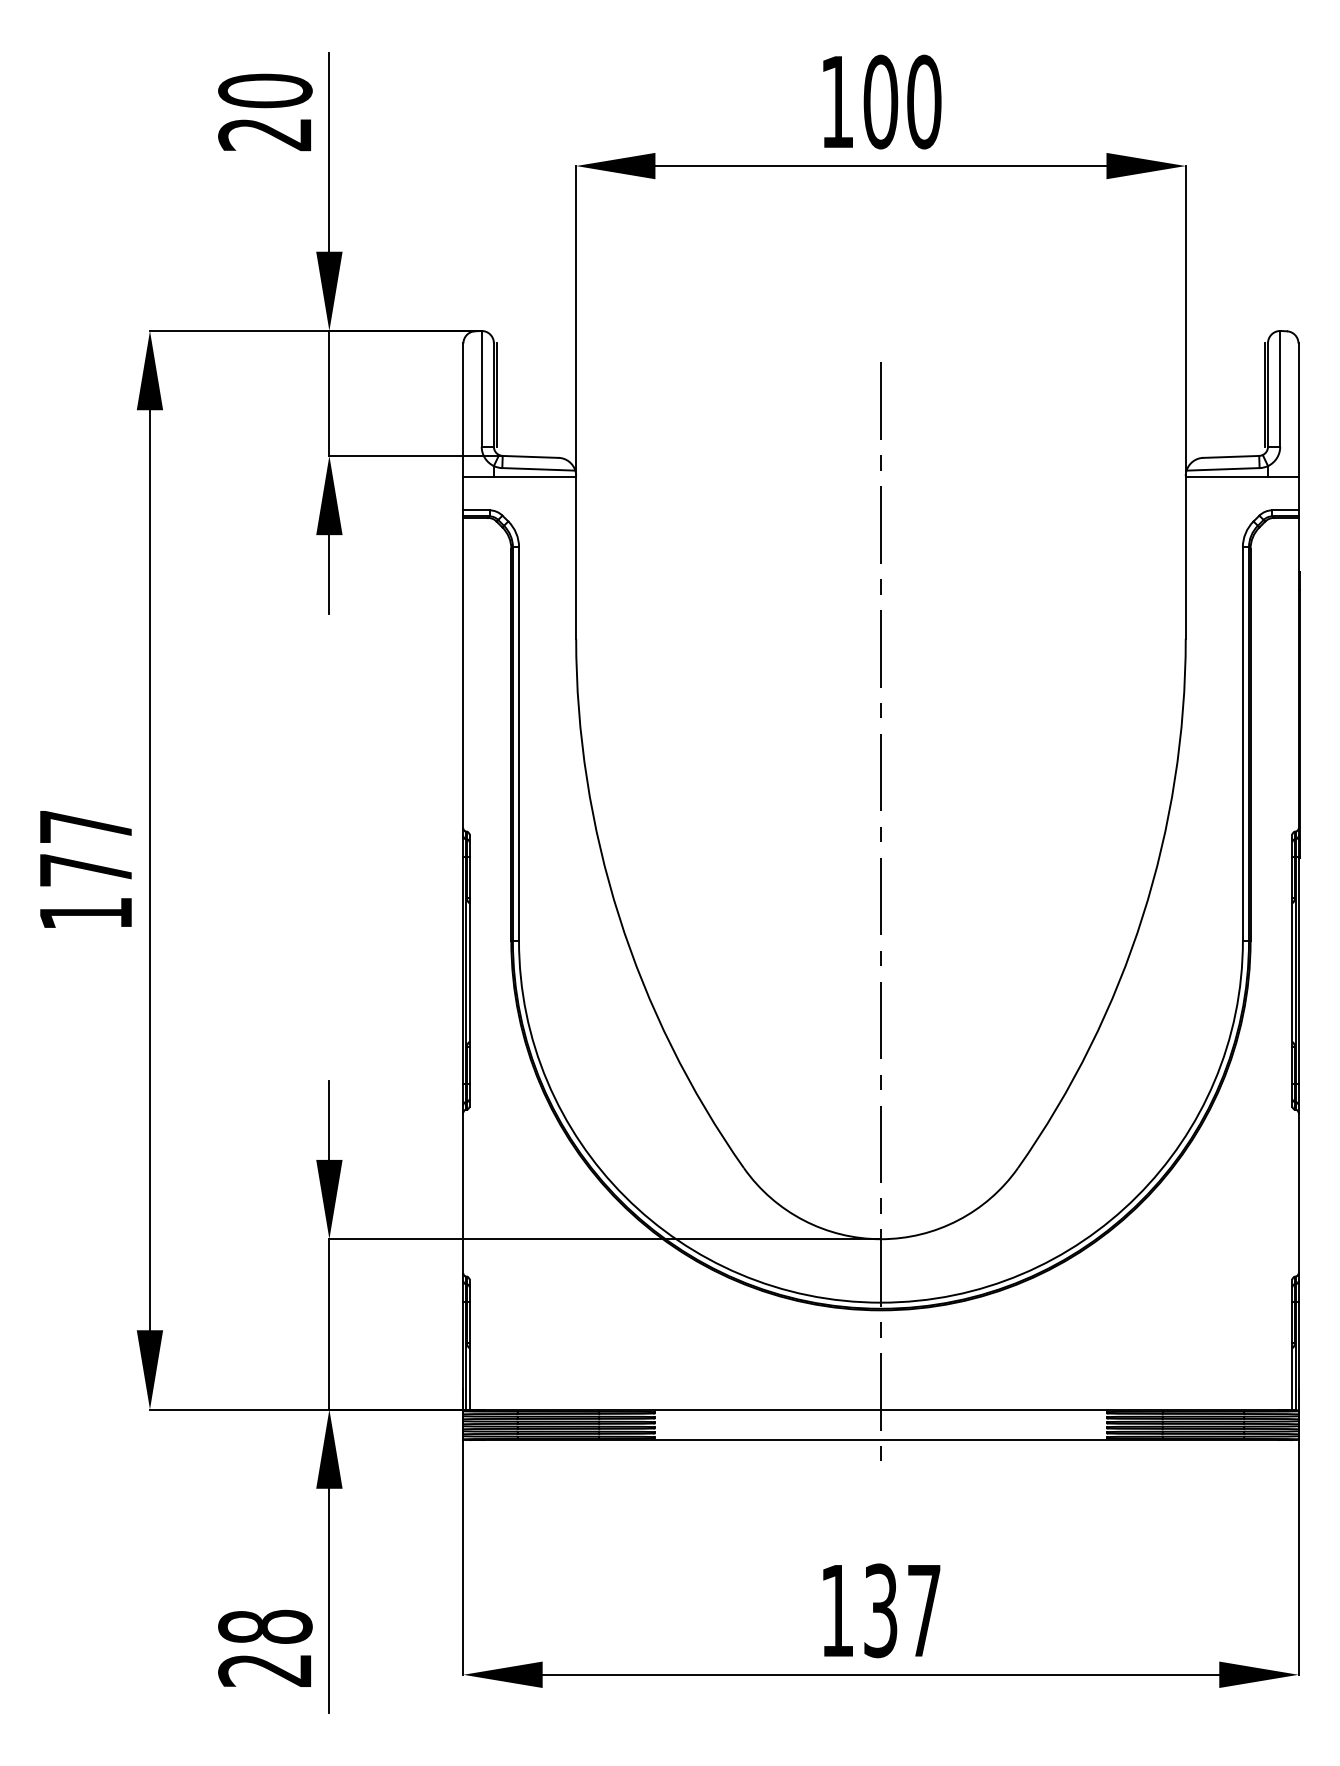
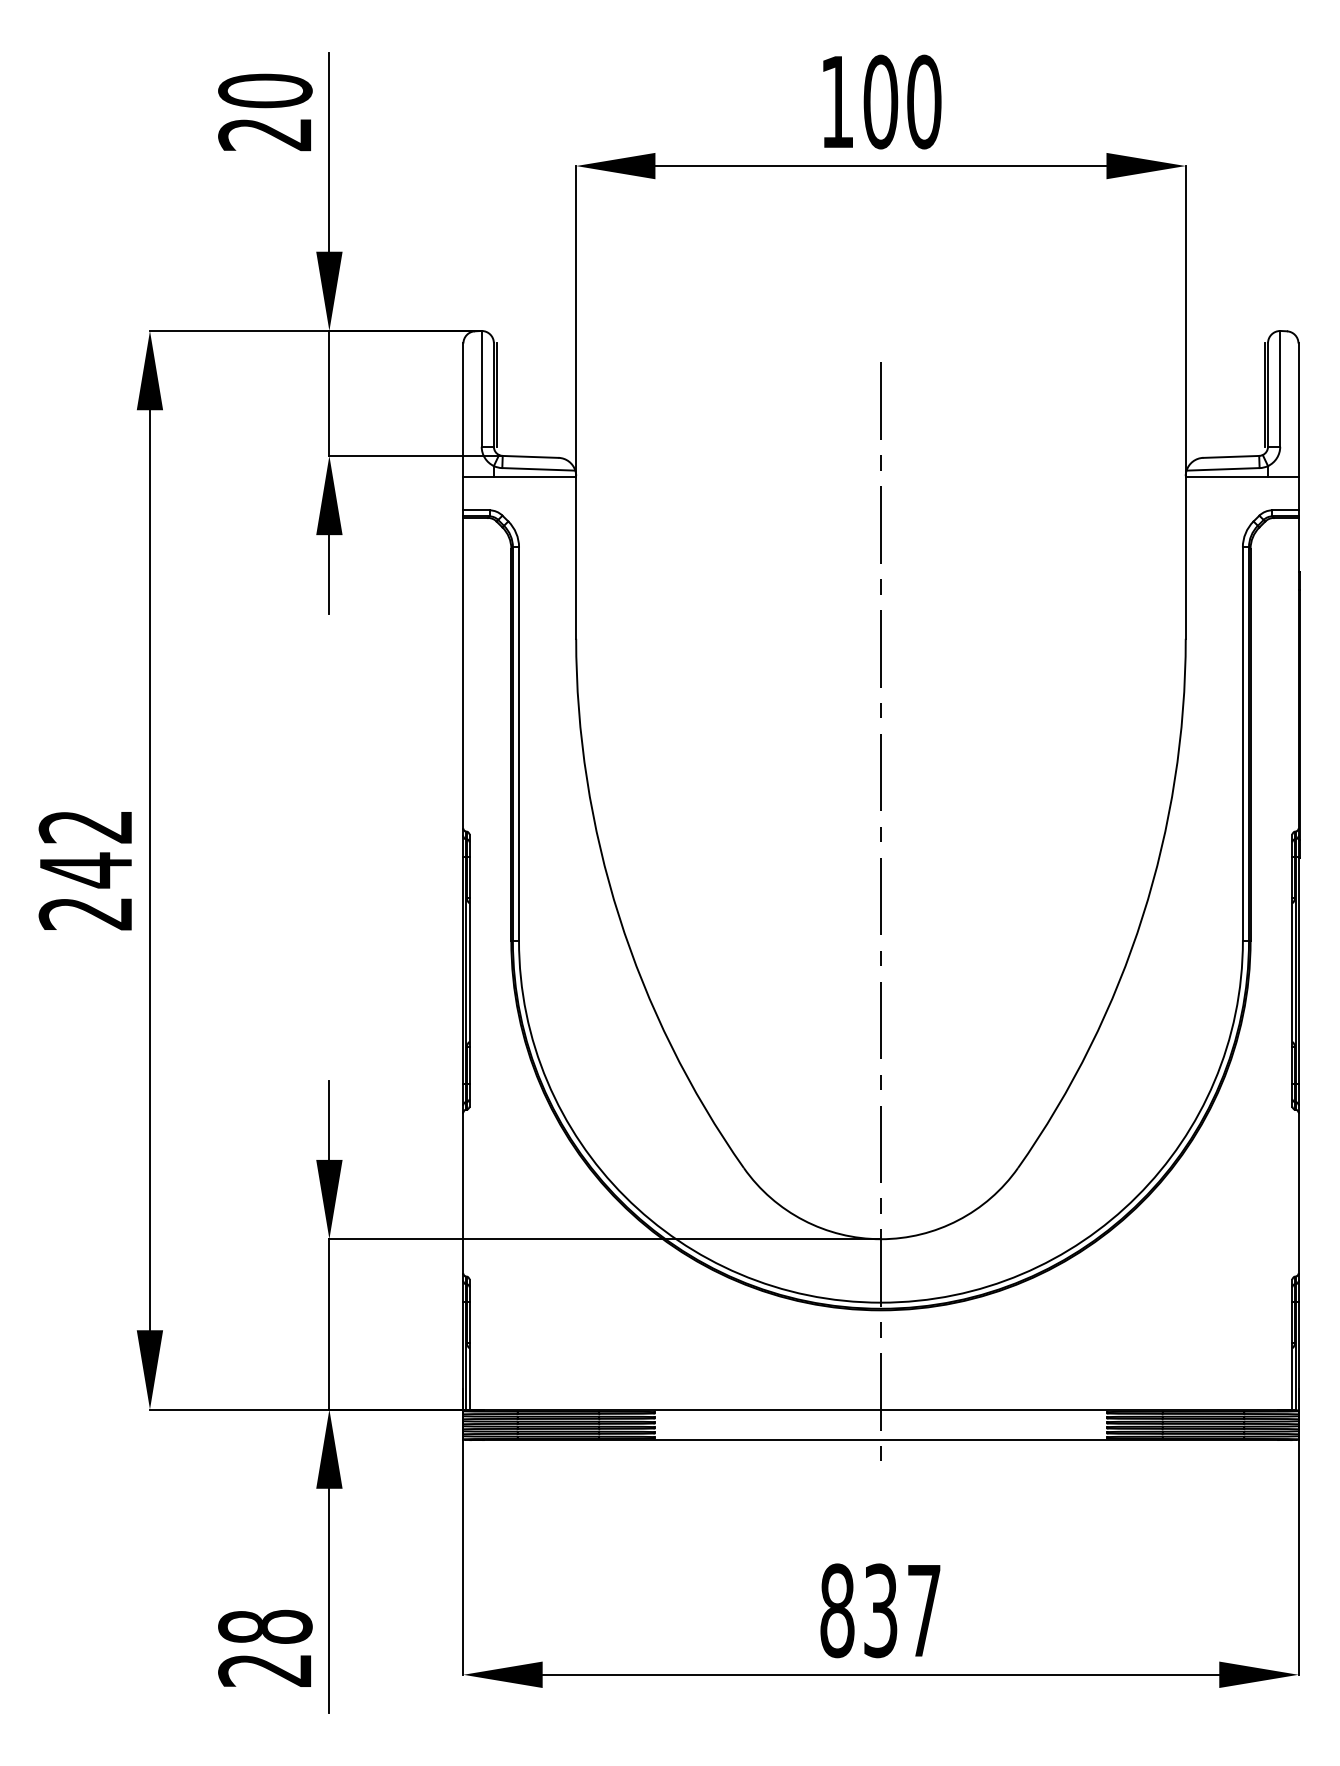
text: 177 -> 242 (84, 870)
text: 137 -> 837 (837, 1610)
